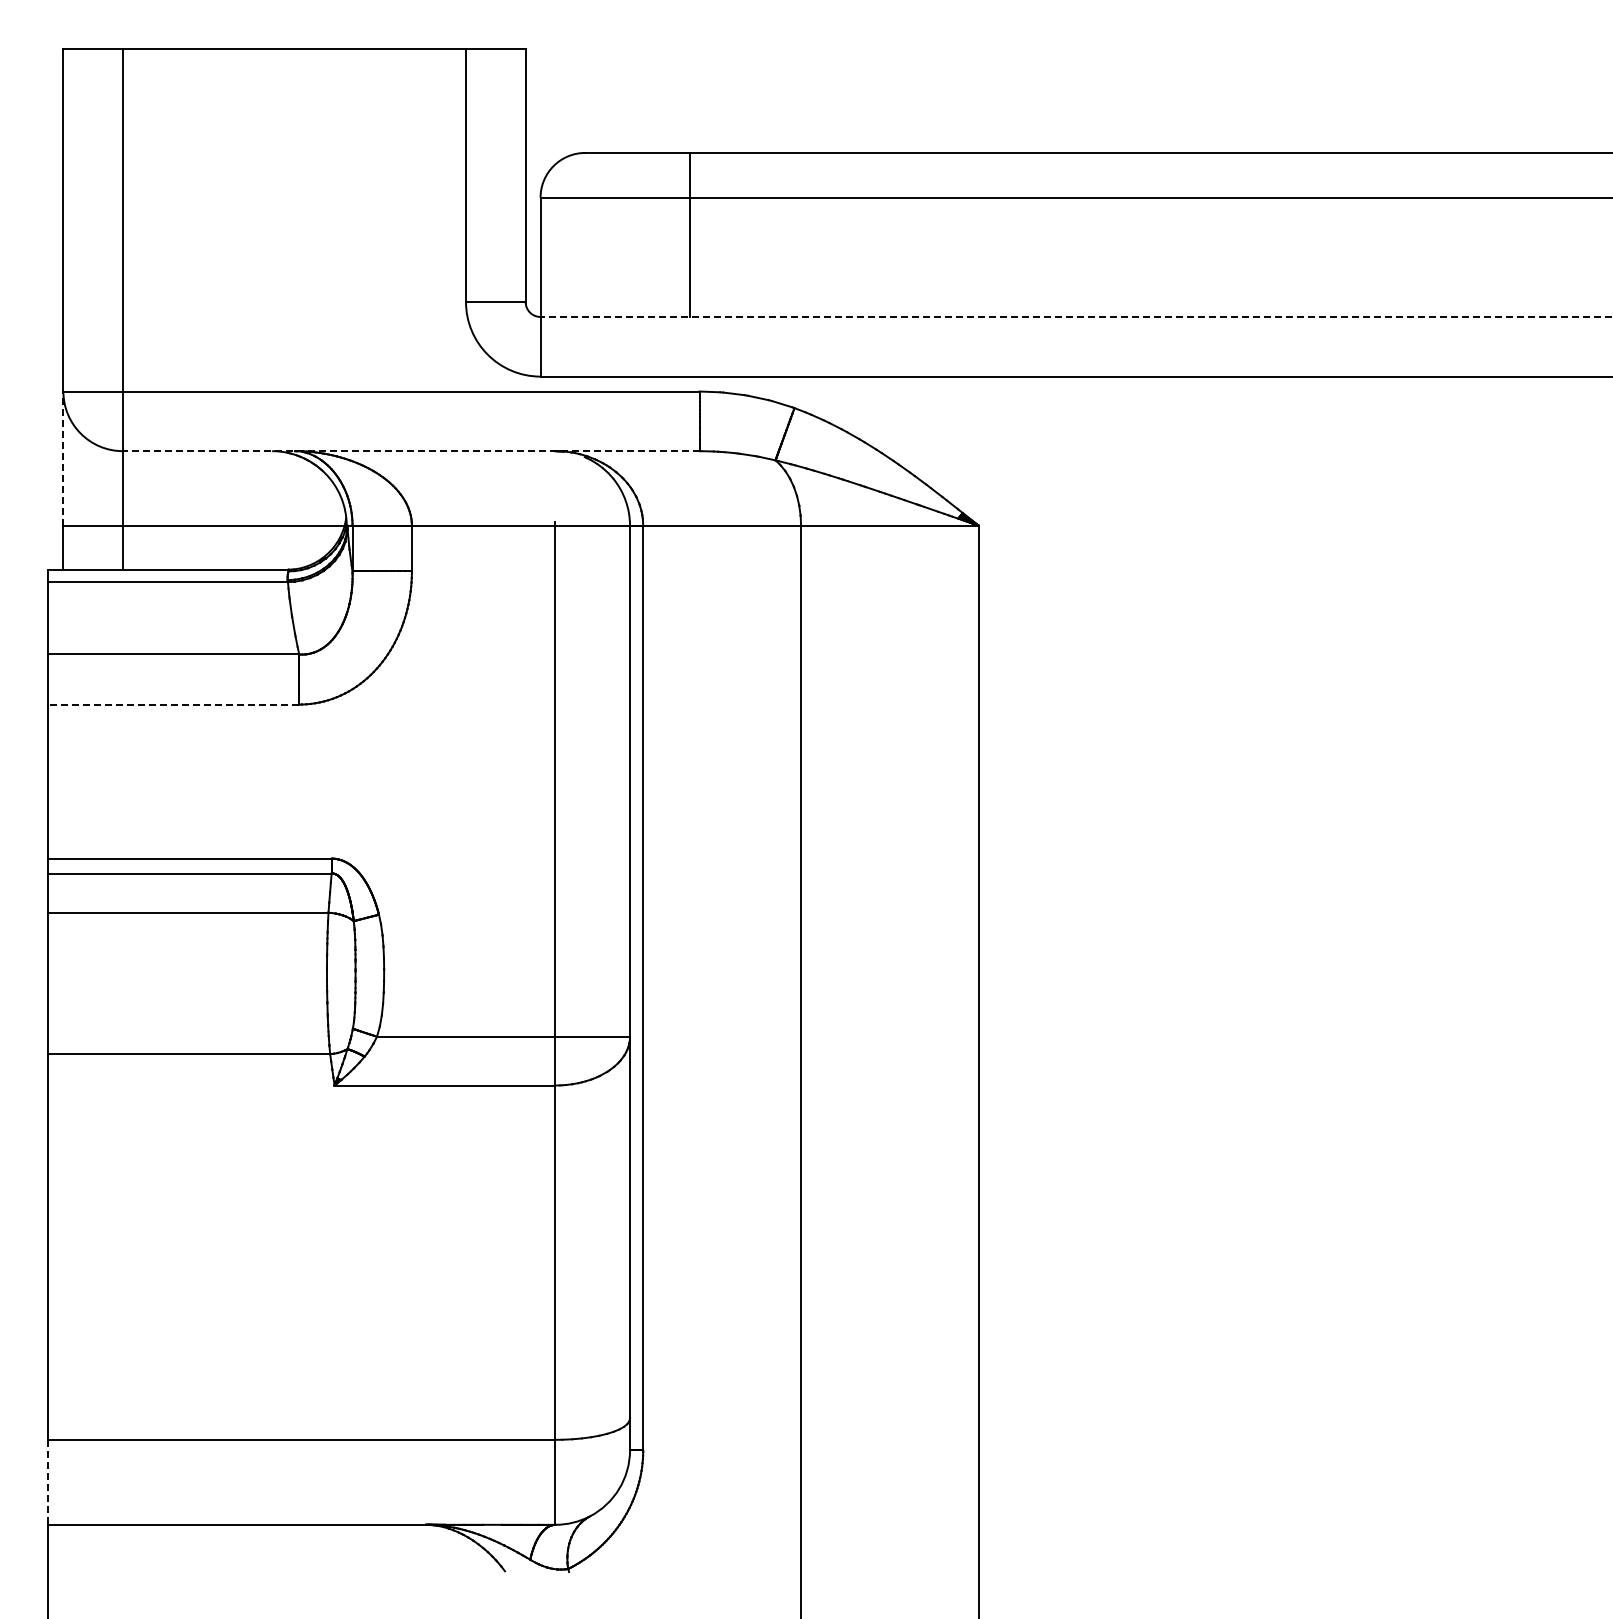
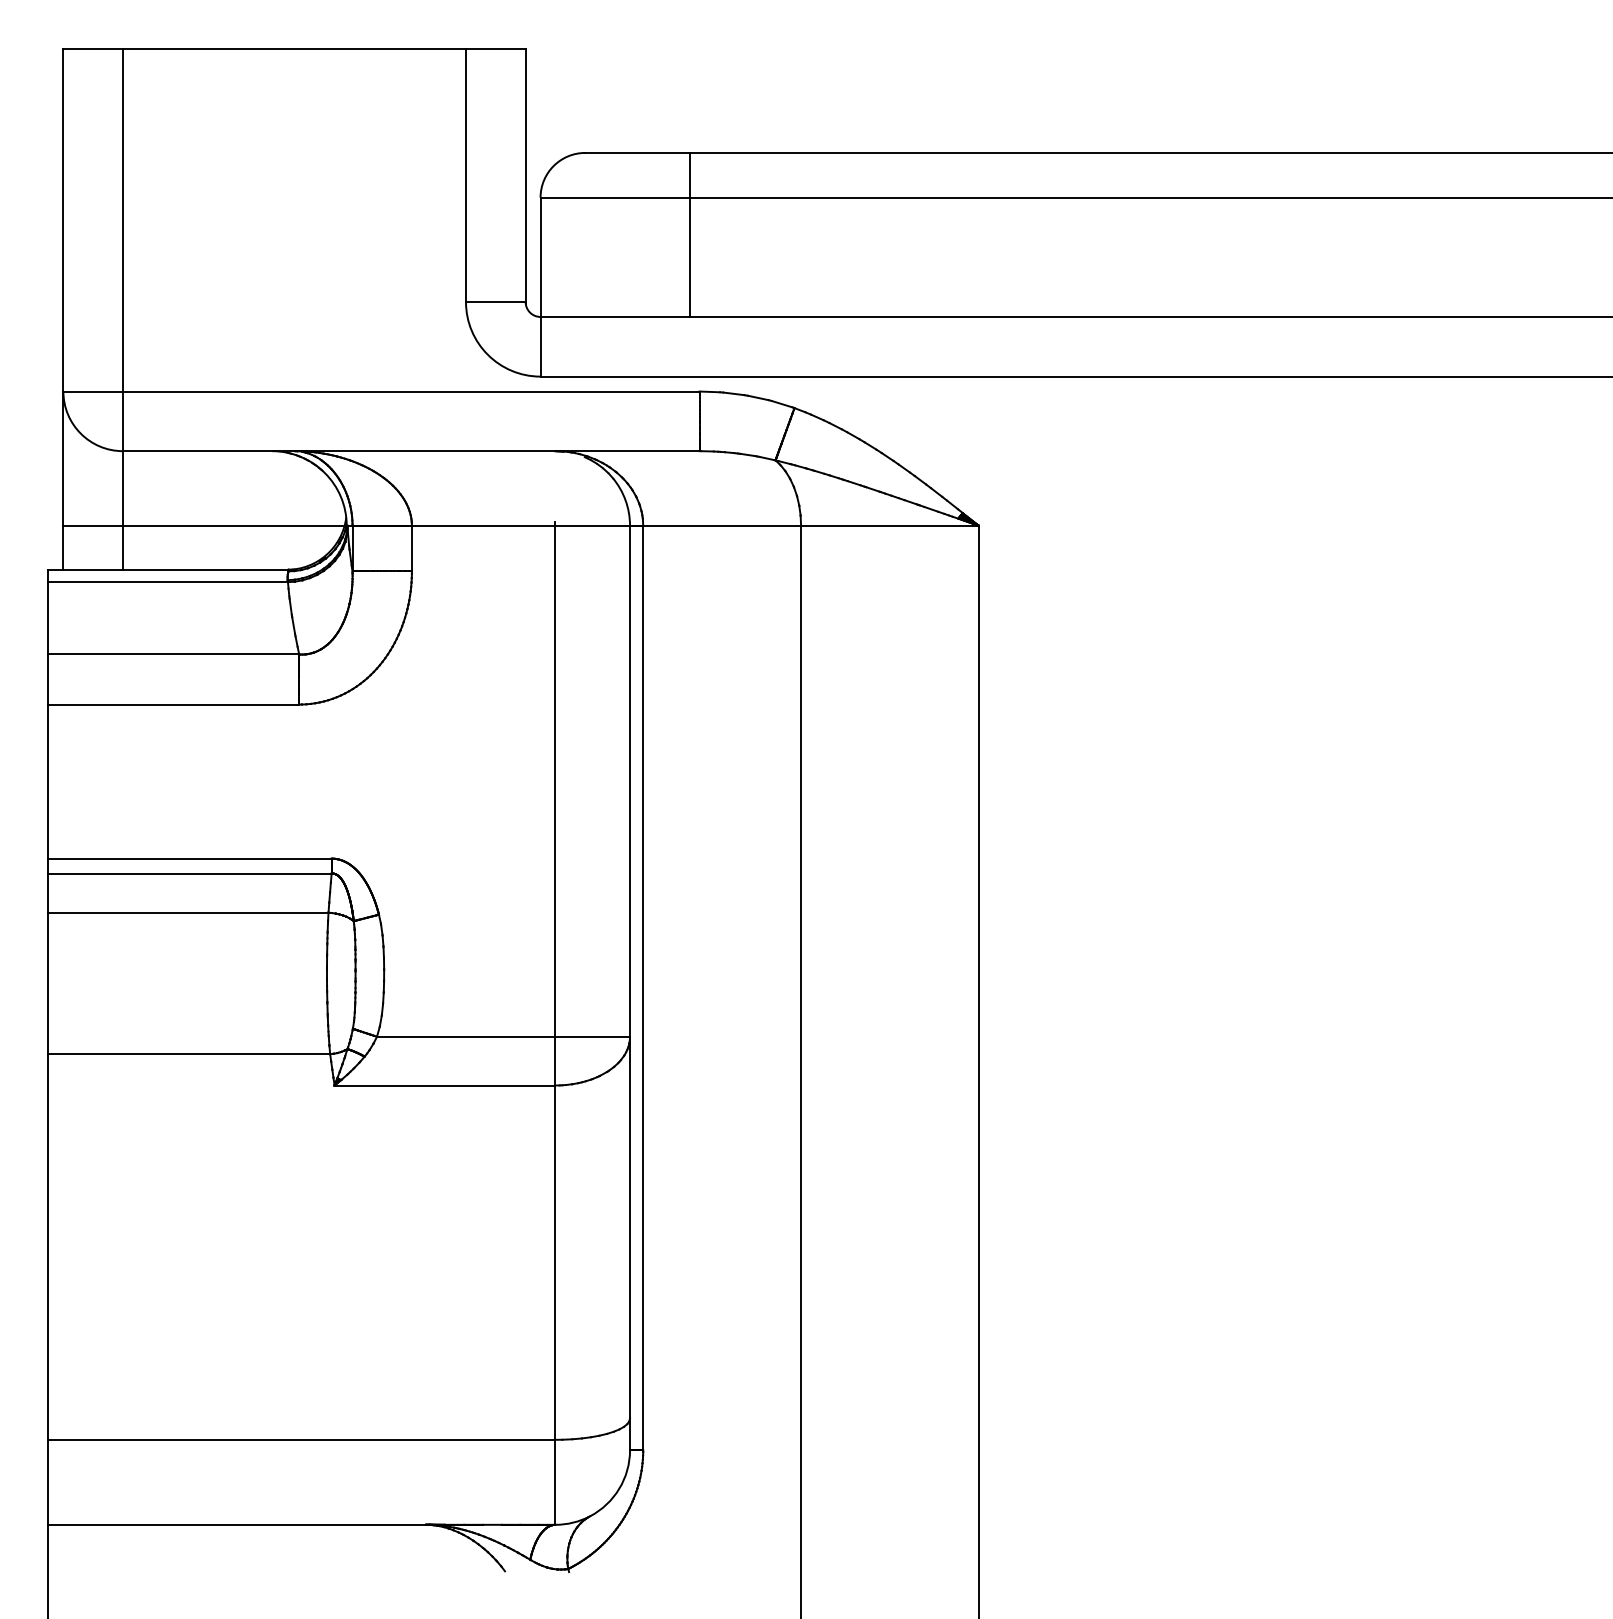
line: dashed -> solid (1076, 316)
line: dashed -> solid (410, 451)
line: dashed -> solid (63, 458)
line: dashed -> solid (173, 704)
line: dashed -> solid (48, 1482)
